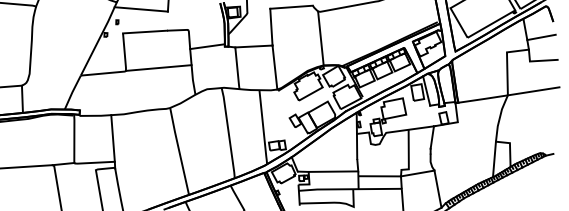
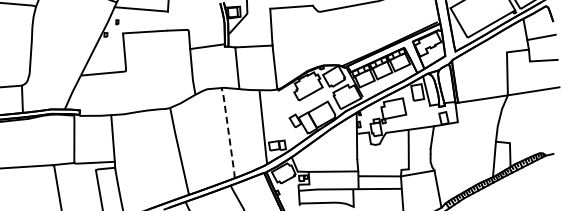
line: present -> none (320, 38)
line: present -> none (158, 67)
line: solid -> dashed (228, 132)
